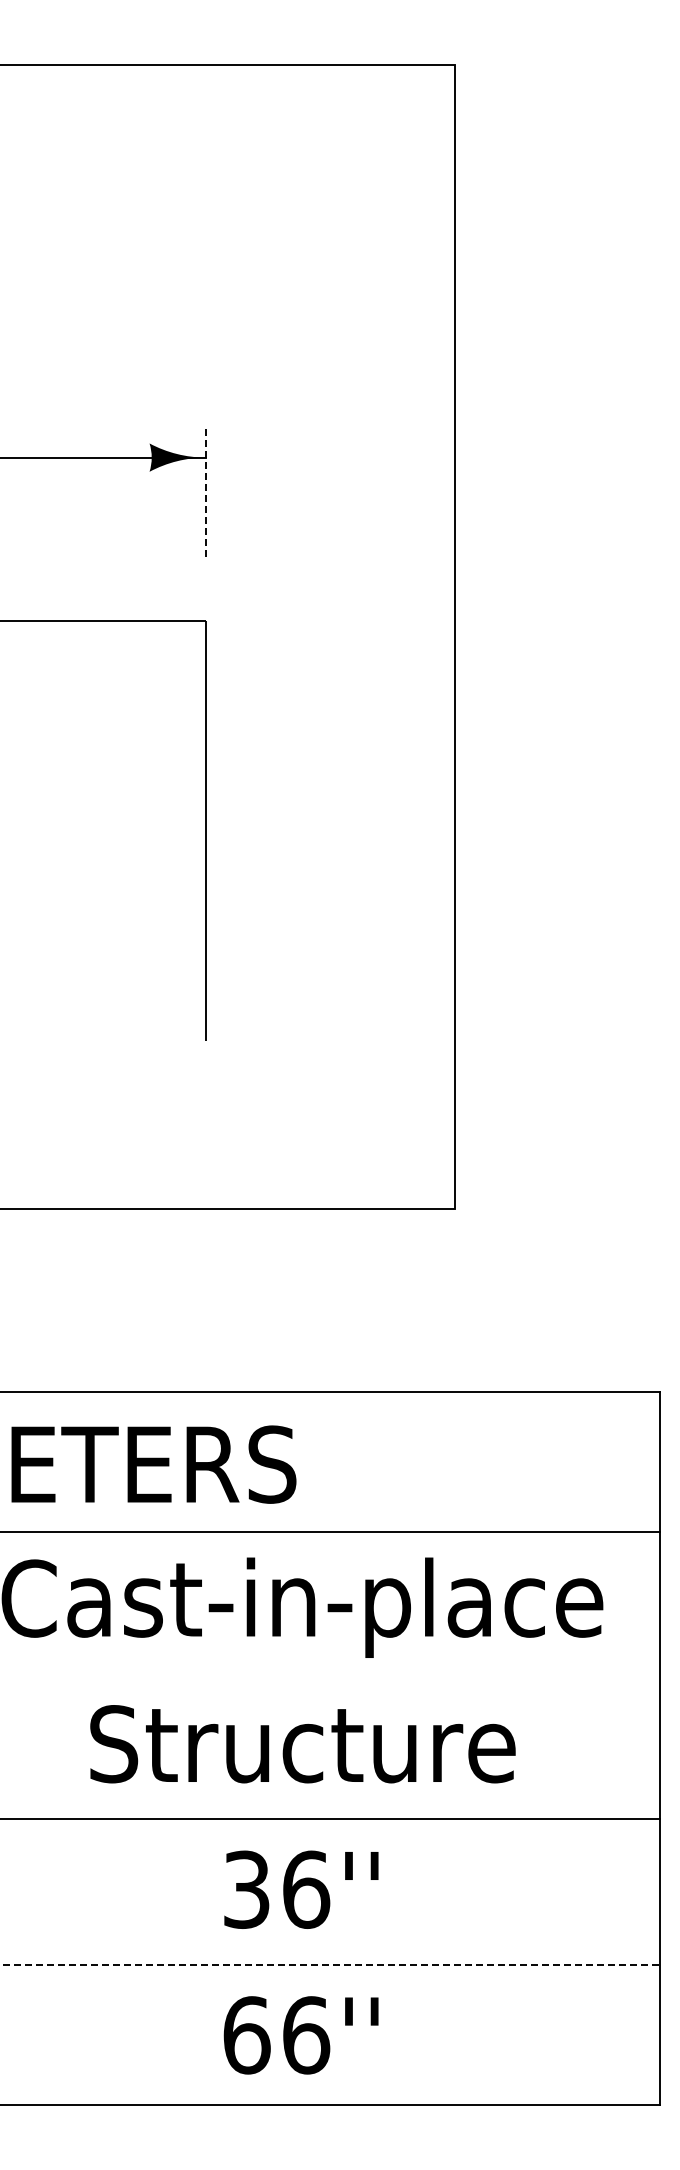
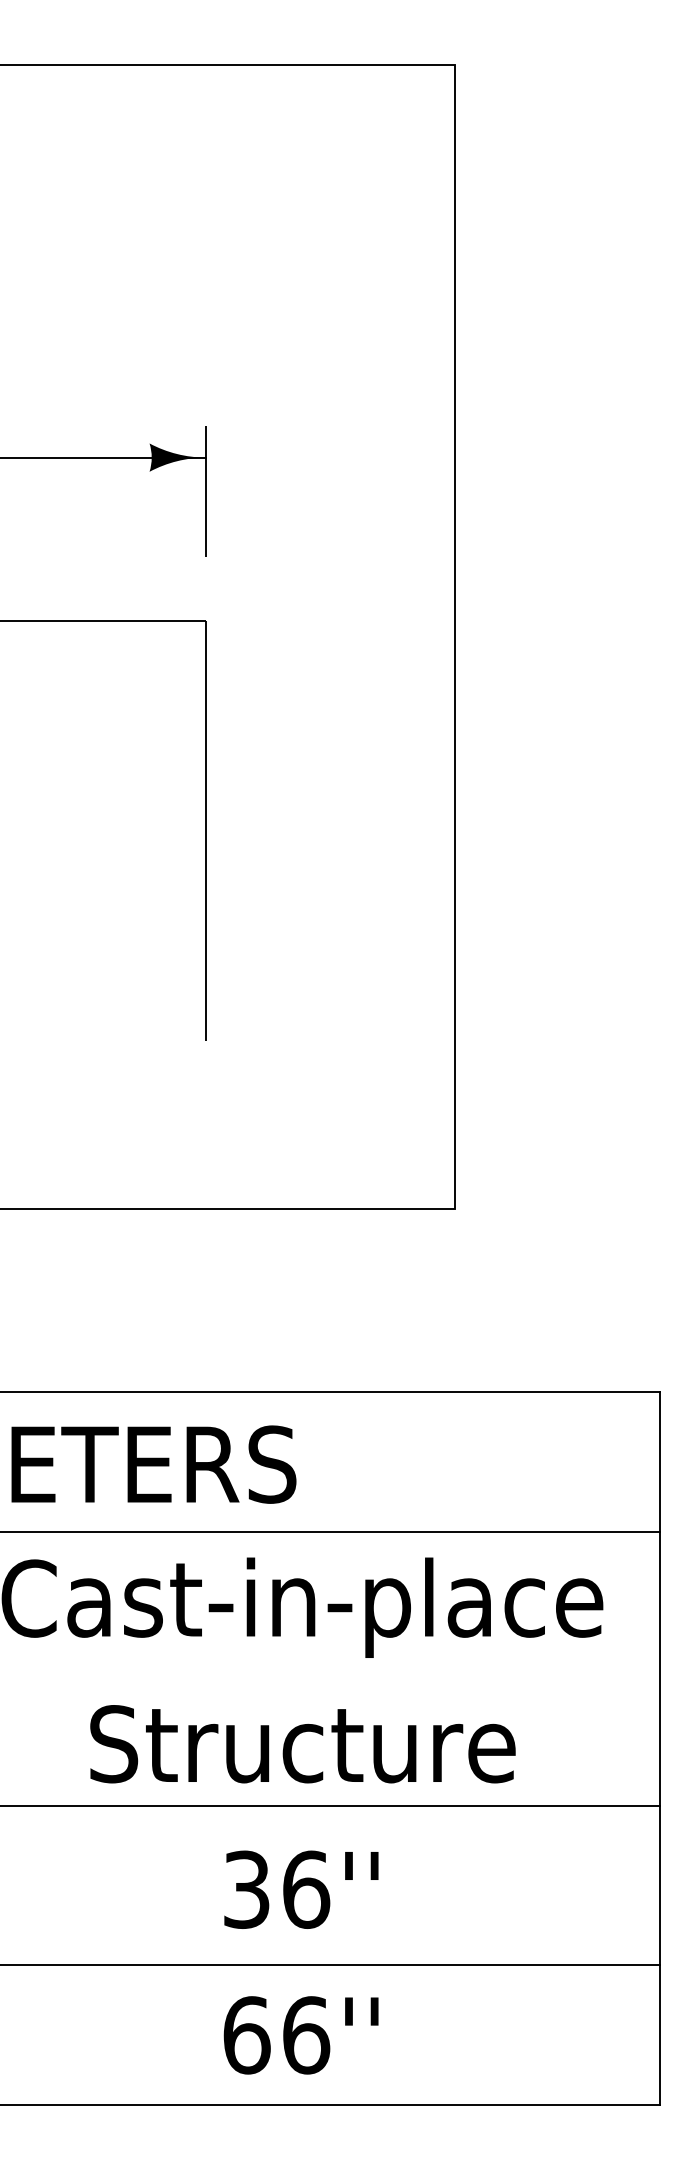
line: dashed -> solid (206, 490)
line position: (330, 1818) -> (330, 1805) (330, 1805)
line: dashed -> solid (330, 1964)
